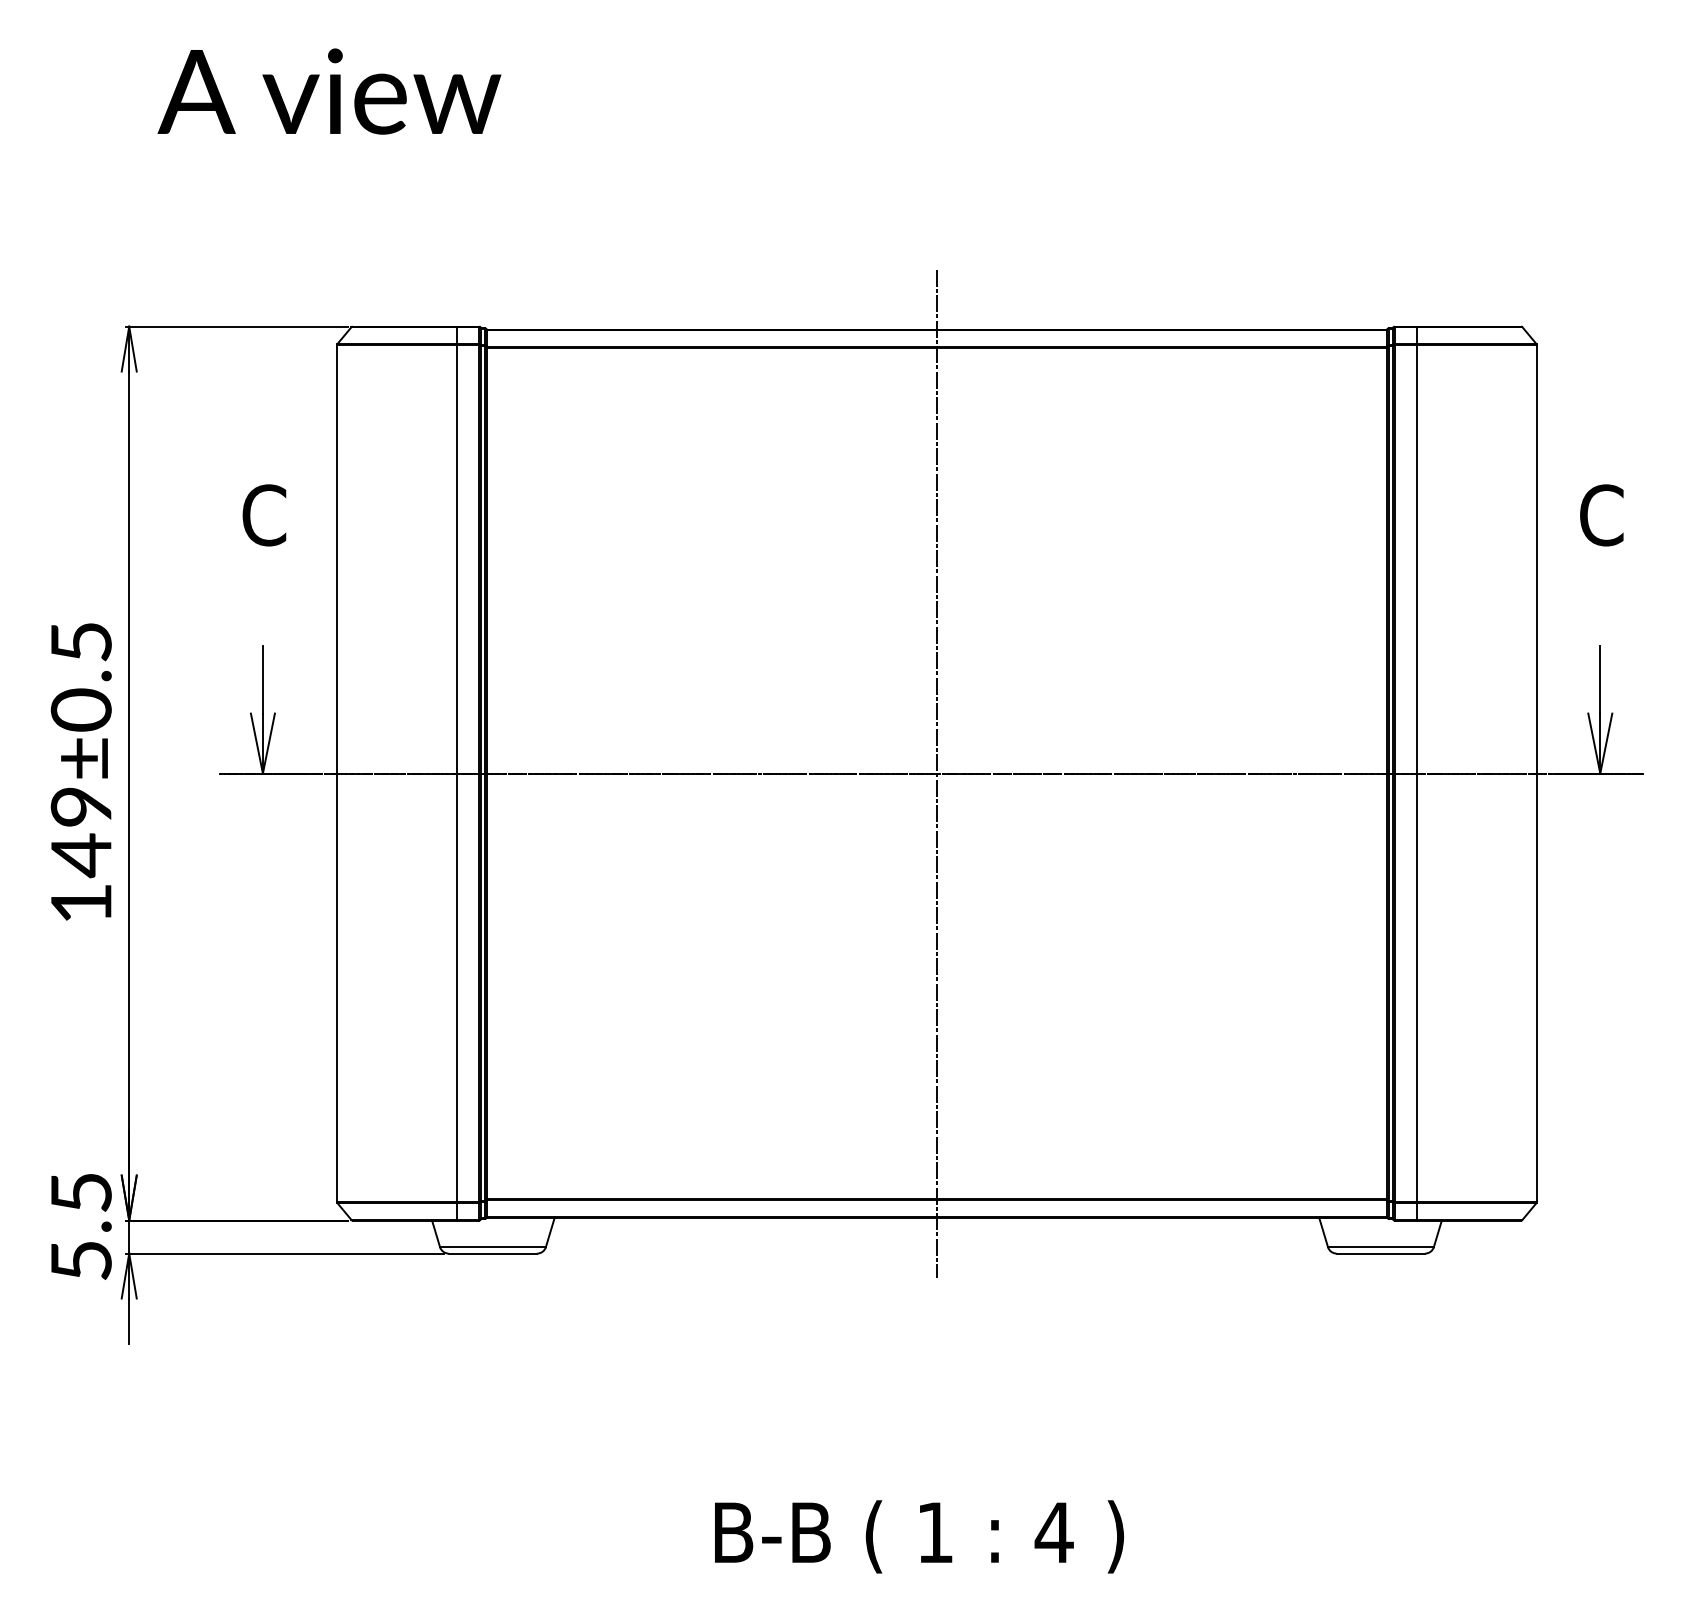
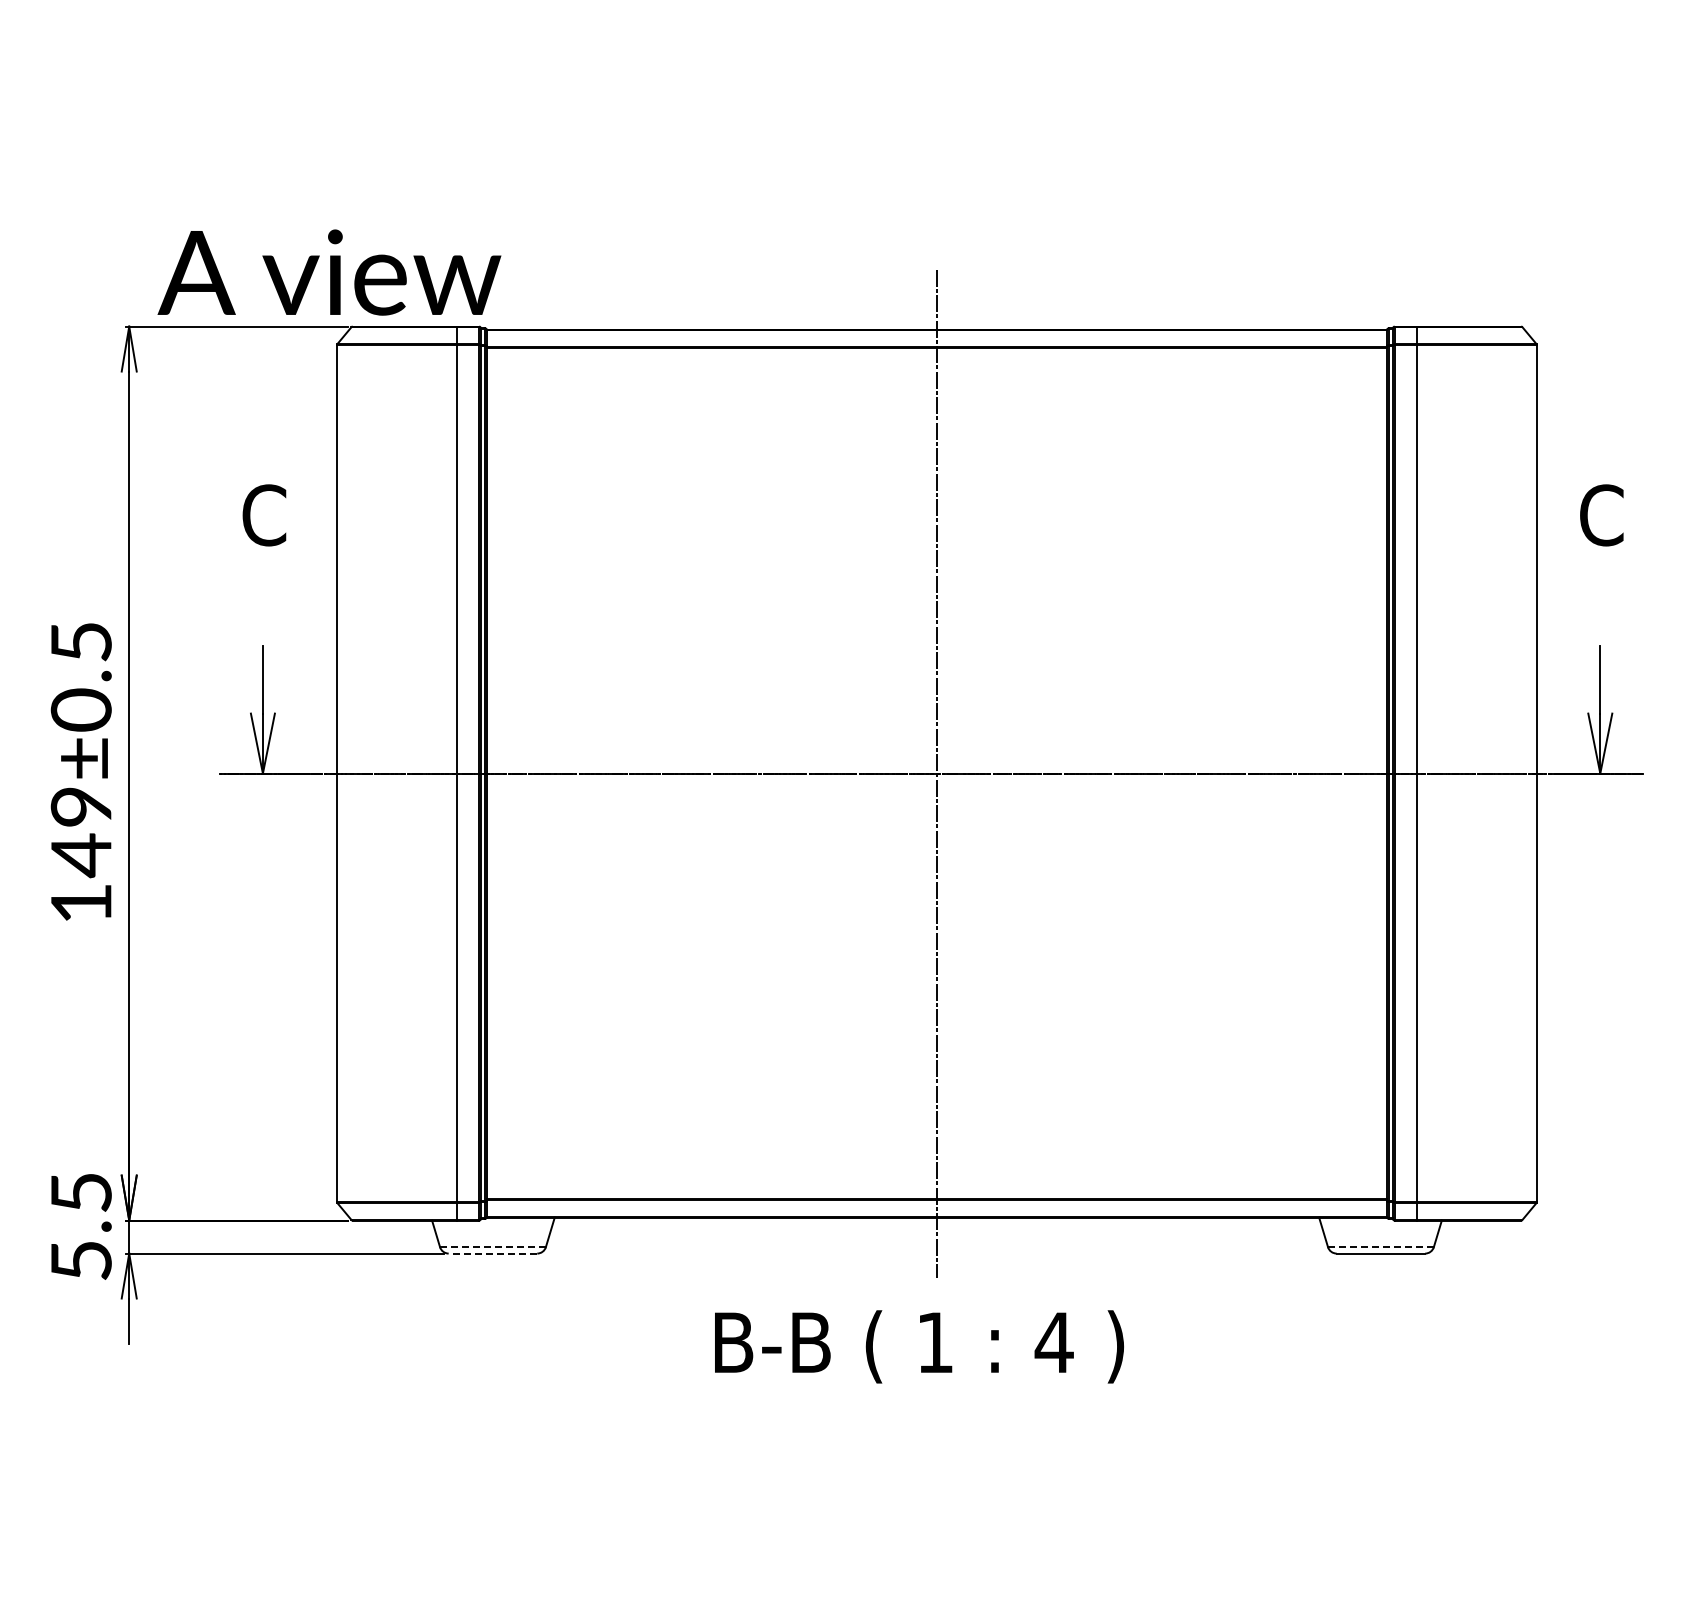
text position: (329, 91) -> (329, 272) (329, 272)
line: solid -> dashed (492, 1247)
line: solid -> dashed (1380, 1247)
line: solid -> dashed (492, 1253)
text position: (919, 1536) -> (919, 1346) (919, 1346)
